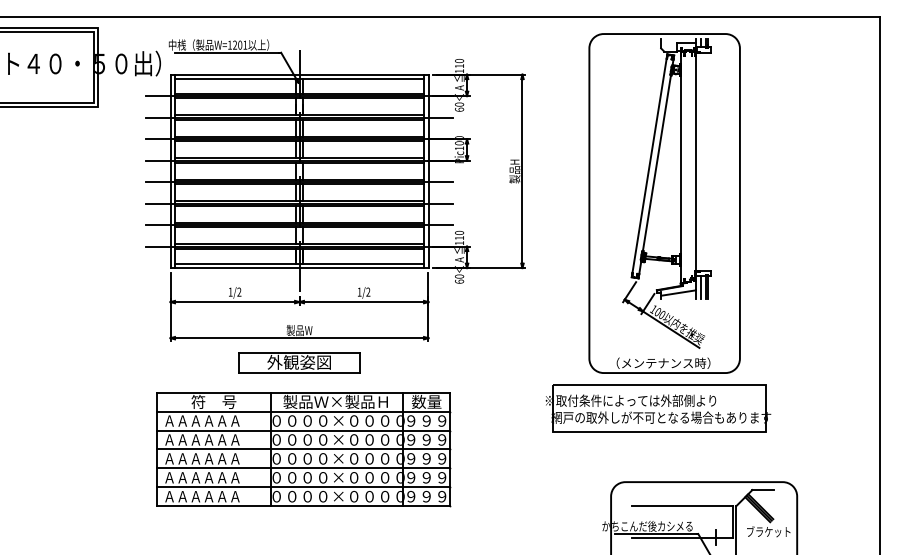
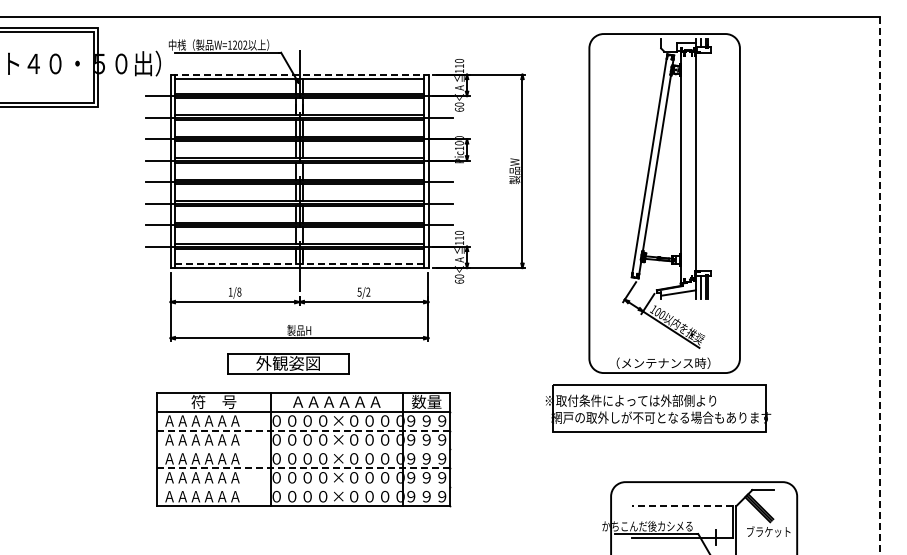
text: W=1201 -> W=1202 (245, 44)
line: solid -> dashed (299, 74)
text: 製品H -> 製品W (514, 171)
line: solid -> dashed (299, 263)
line: solid -> dashed (879, 285)
text: 1/2 -> 1/8 (239, 291)
text: 1/2 -> 5/2 (359, 291)
text: 製品W -> 製品H (299, 330)
part position: (299, 362) -> (288, 363) (288, 363)
text: 製品Ｗ×製品Ｈ -> ＡＡＡＡＡＡ (335, 401)
line: solid -> dashed (303, 430)
line: present -> none (303, 449)
line: solid -> dashed (303, 468)
line: present -> none (303, 487)
line: solid -> dashed (681, 505)
